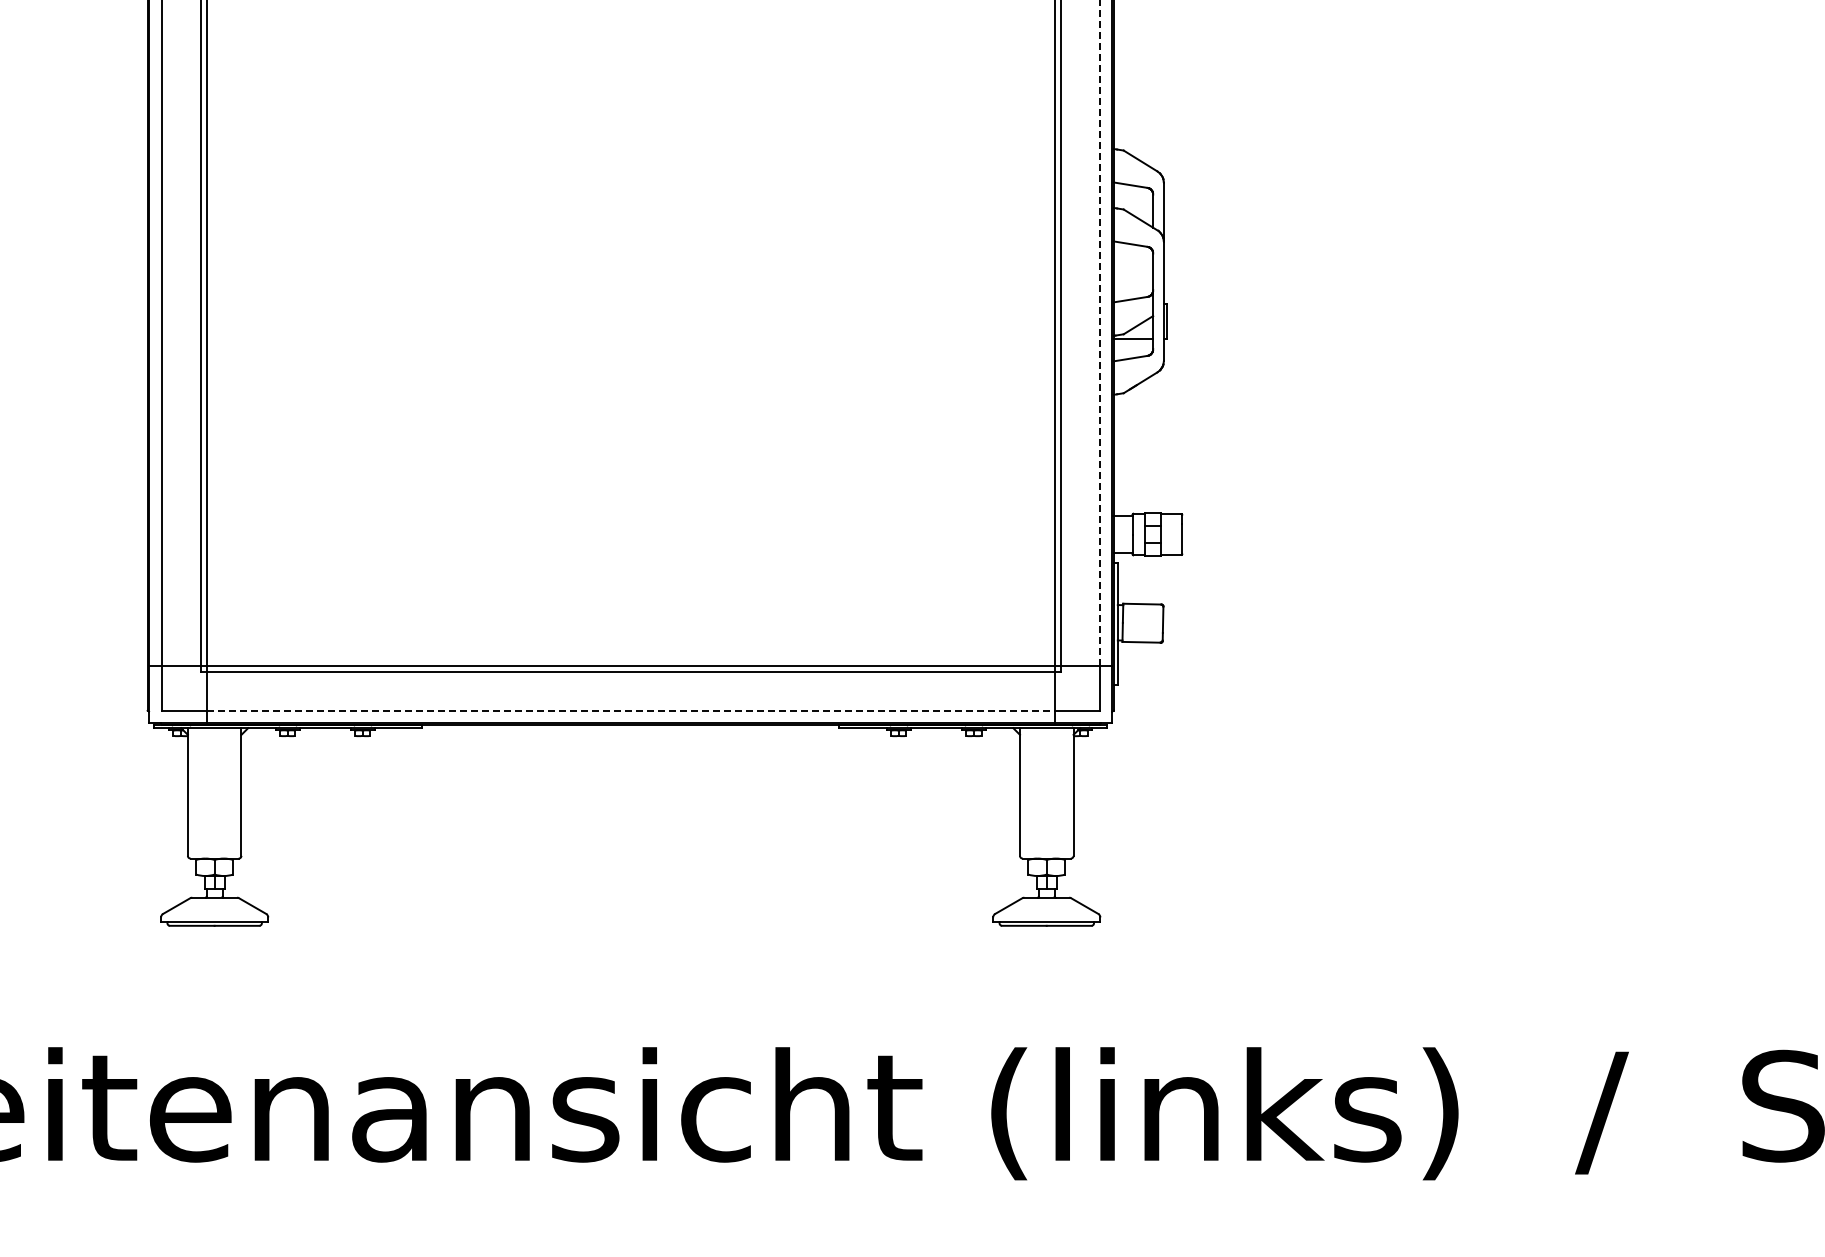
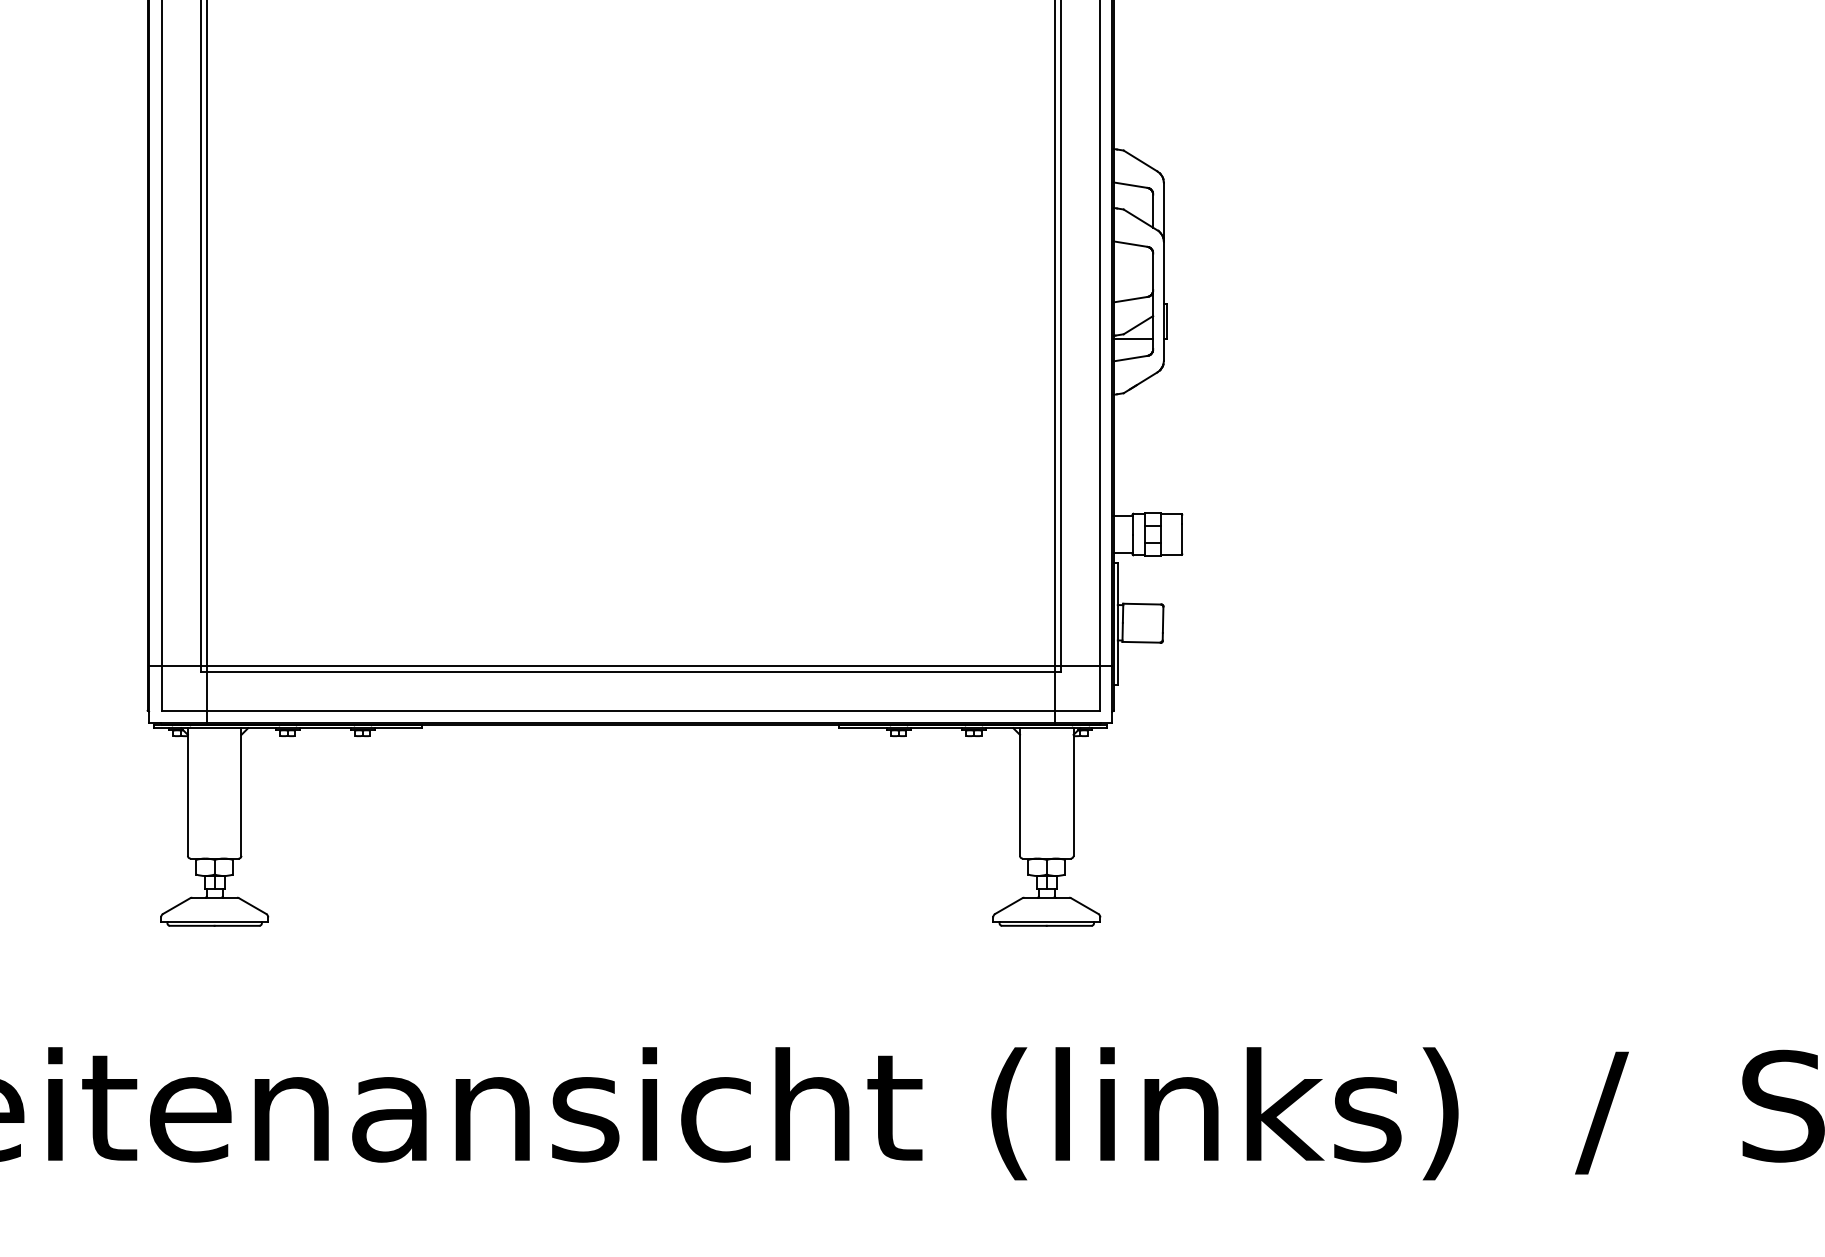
line: dashed -> solid (1099, 332)
line: dashed -> solid (630, 710)
